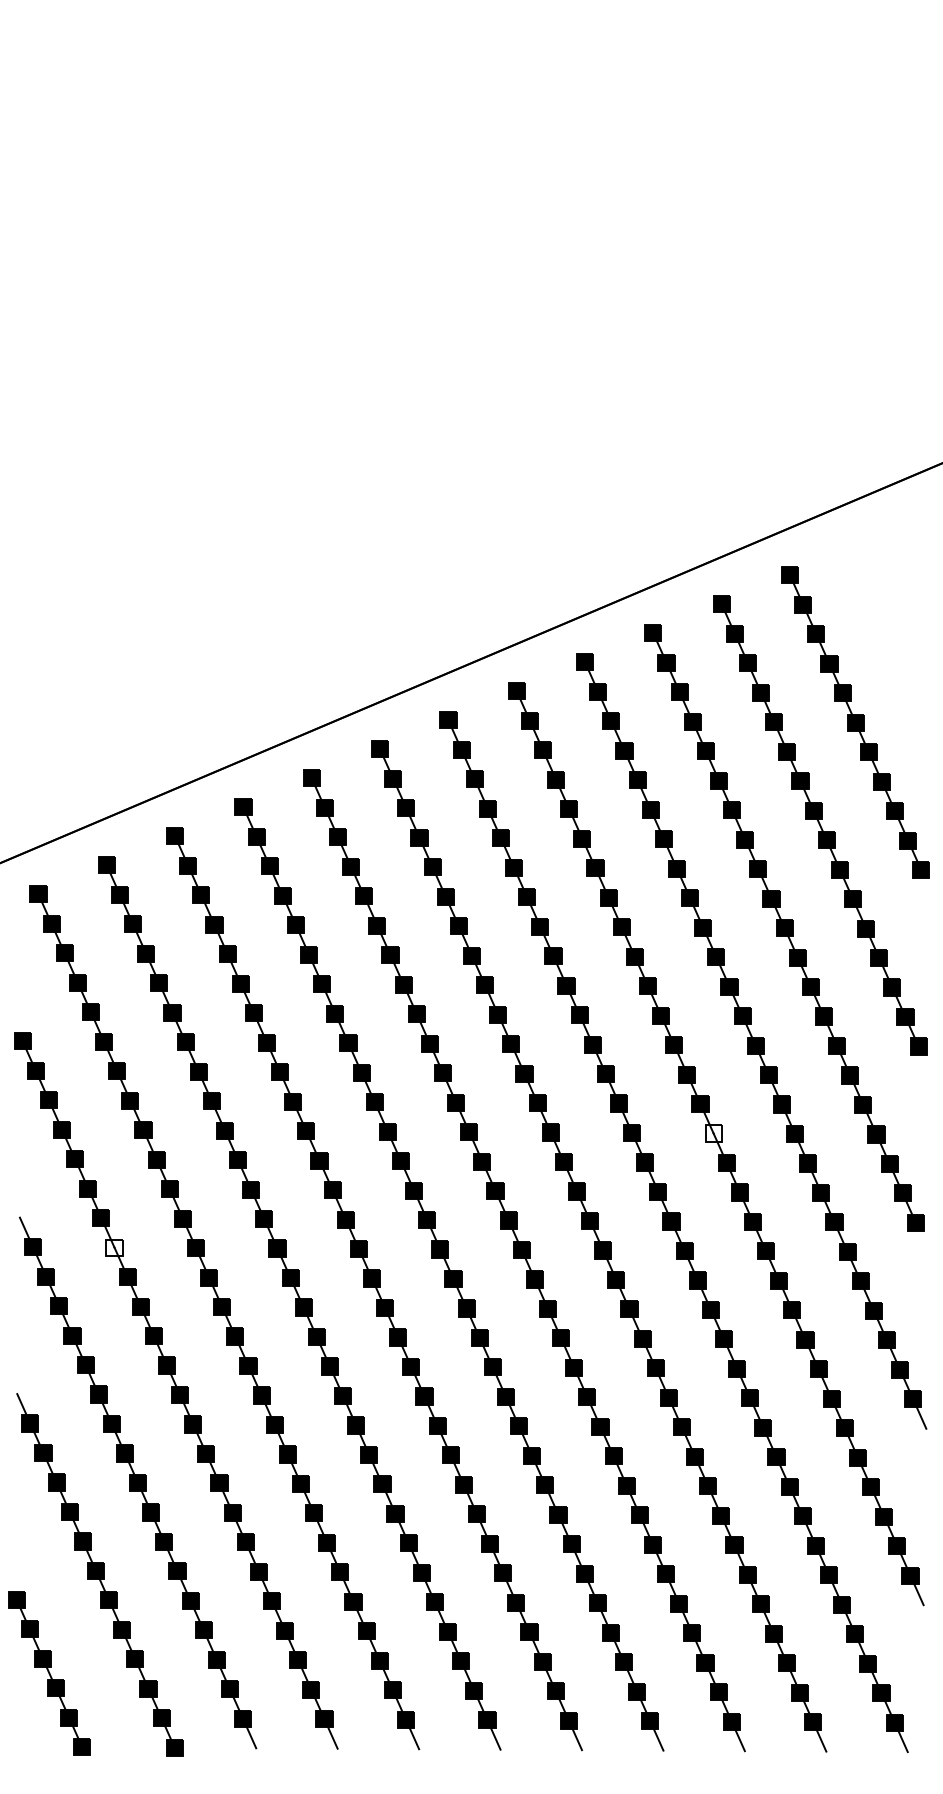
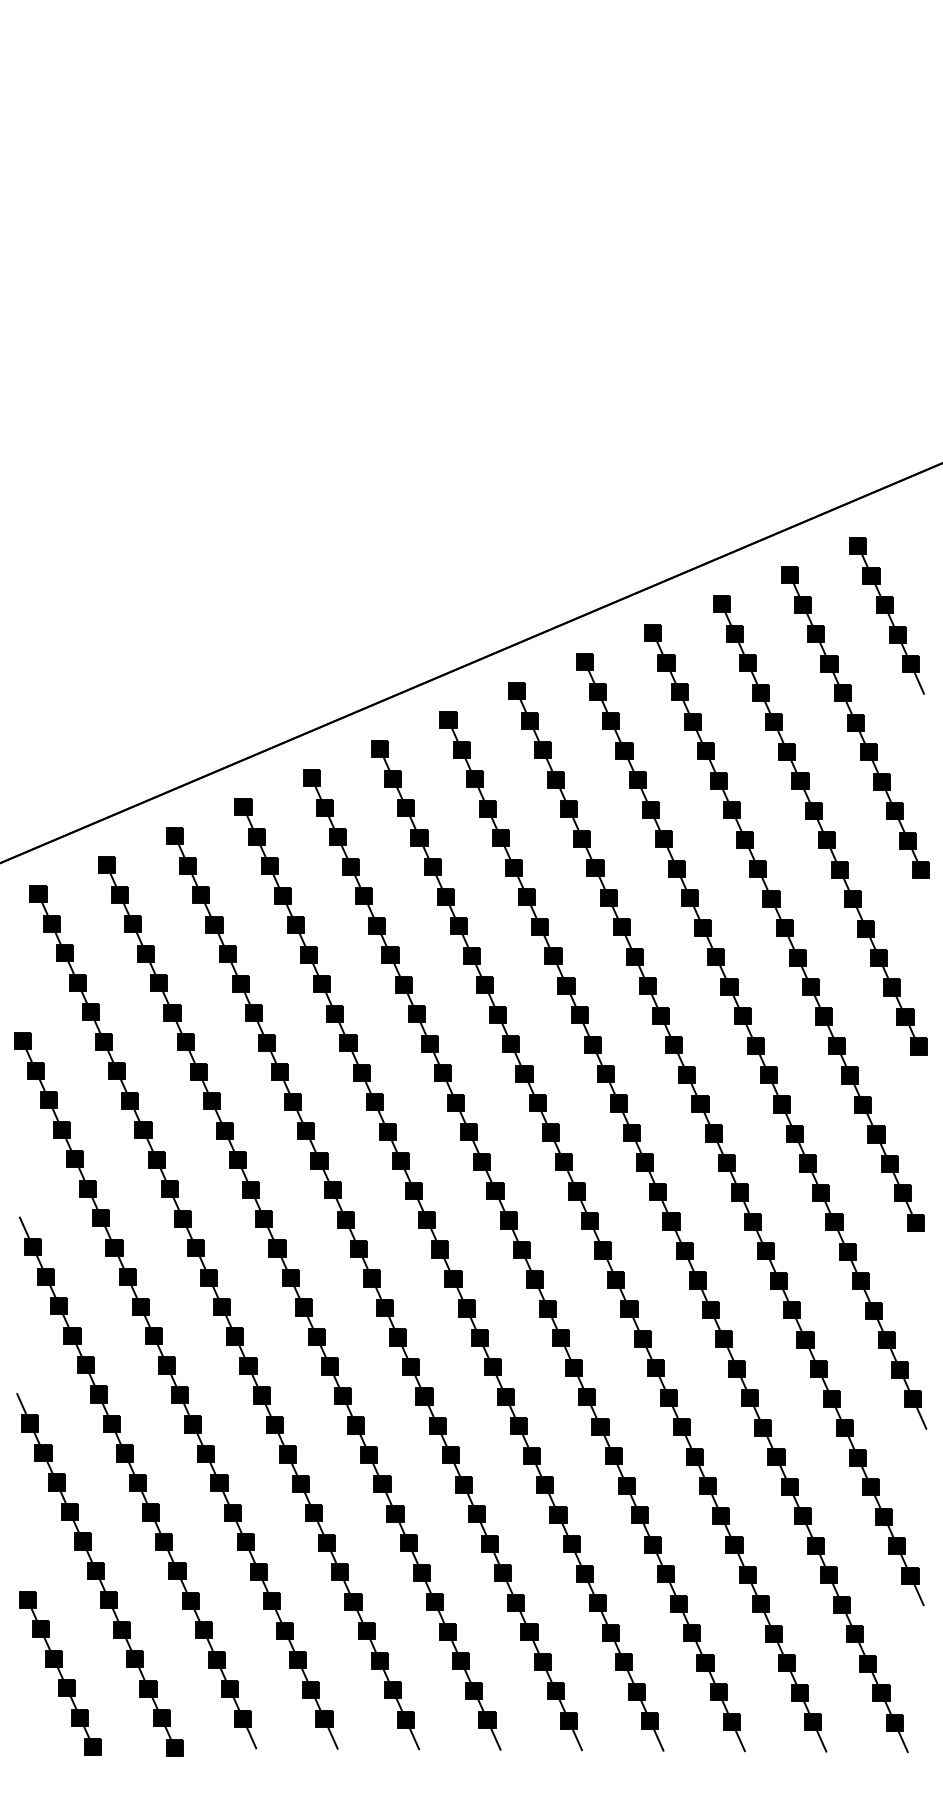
part: none -> present (886, 615)
fill: none -> present (713, 1133)
fill: none -> present (114, 1247)
part position: (49, 1673) -> (60, 1673) (60, 1673)
